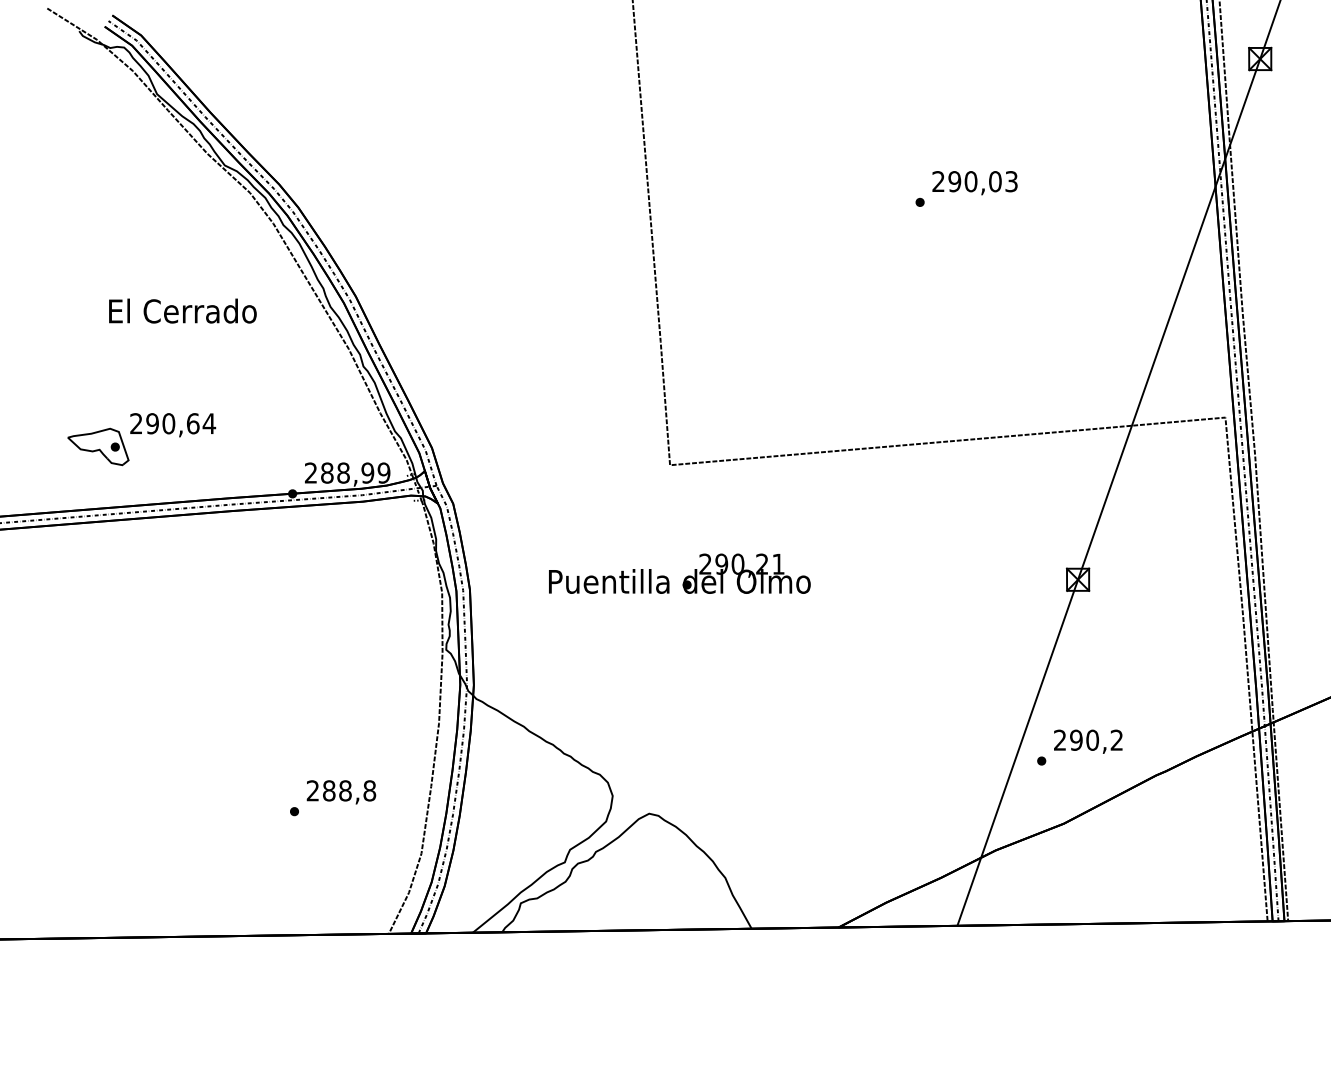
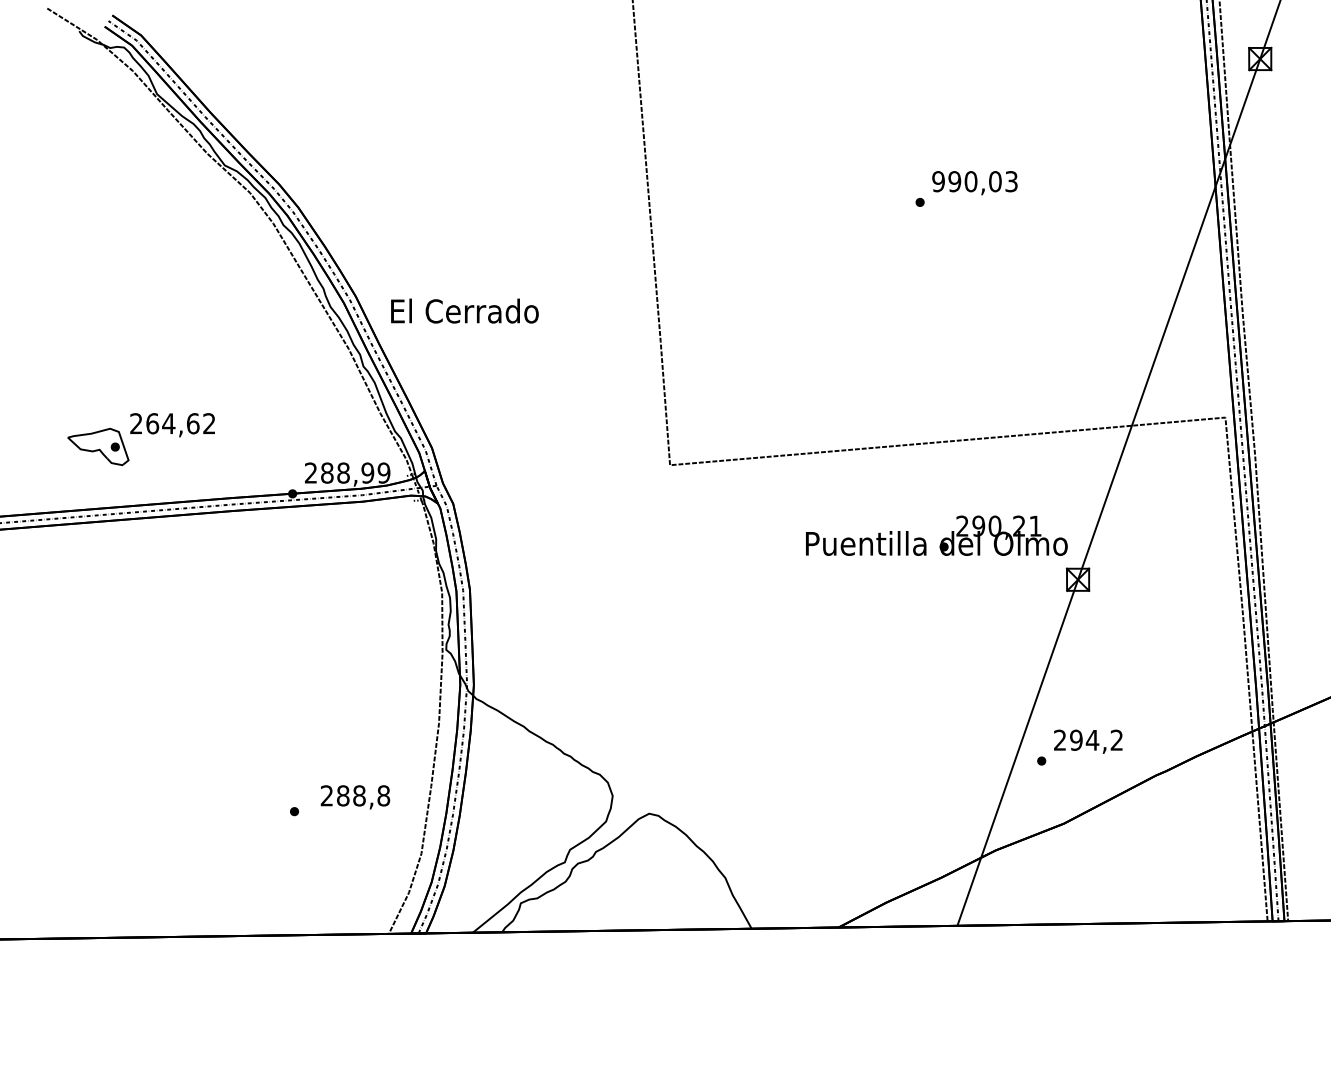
text: 290,03 -> 990,03 (938, 181)
text position: (182, 310) -> (464, 310) (464, 310)
text: 290,64 -> 264,62 (181, 423)
text position: (679, 573) -> (936, 535) (936, 535)
text: 290,2 -> 294,2 (1092, 739)
text position: (341, 792) -> (355, 797) (355, 797)
